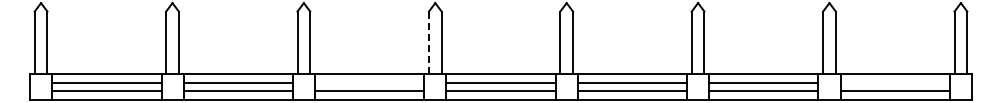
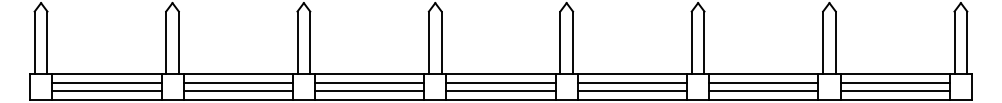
line: dashed -> solid (428, 43)
line: none -> present (369, 82)
line: none -> present (894, 82)
